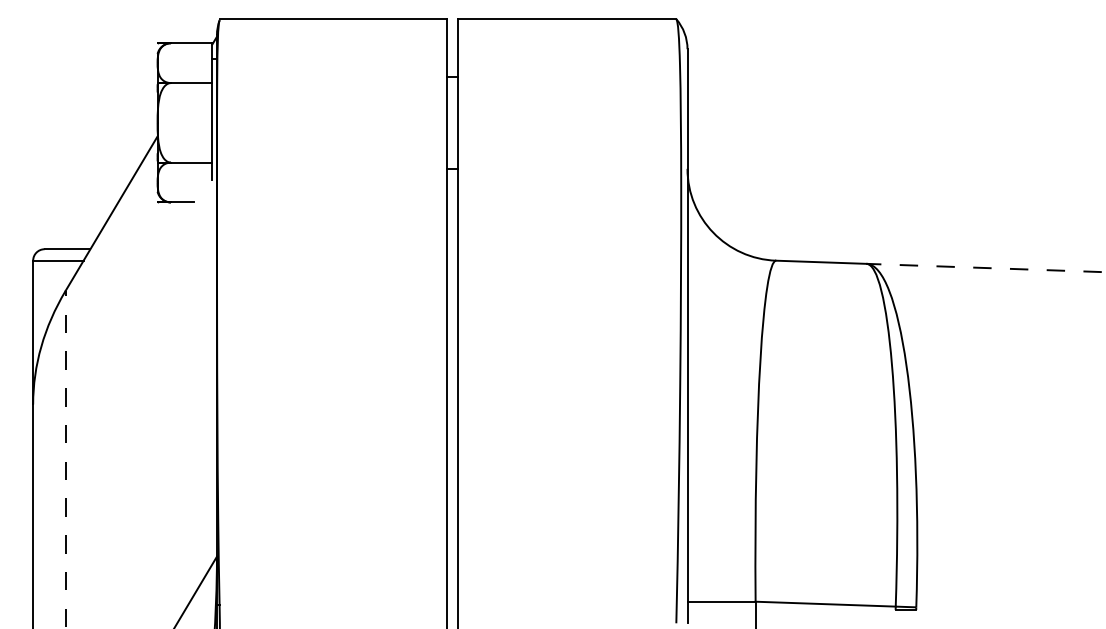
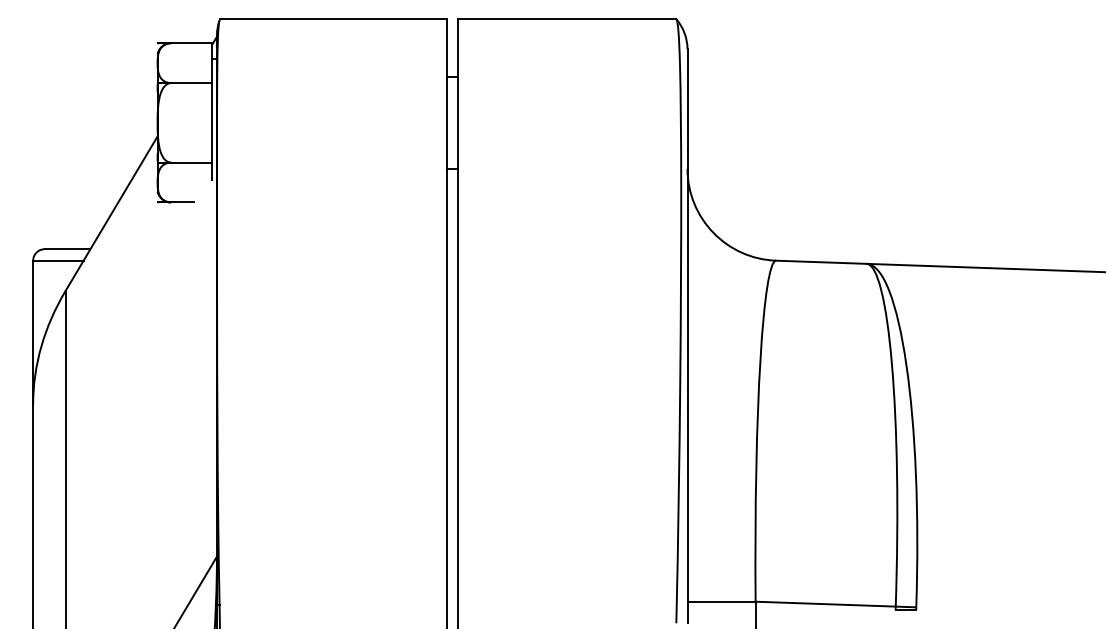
line: dashed -> solid (985, 268)
line: dashed -> solid (65, 459)
